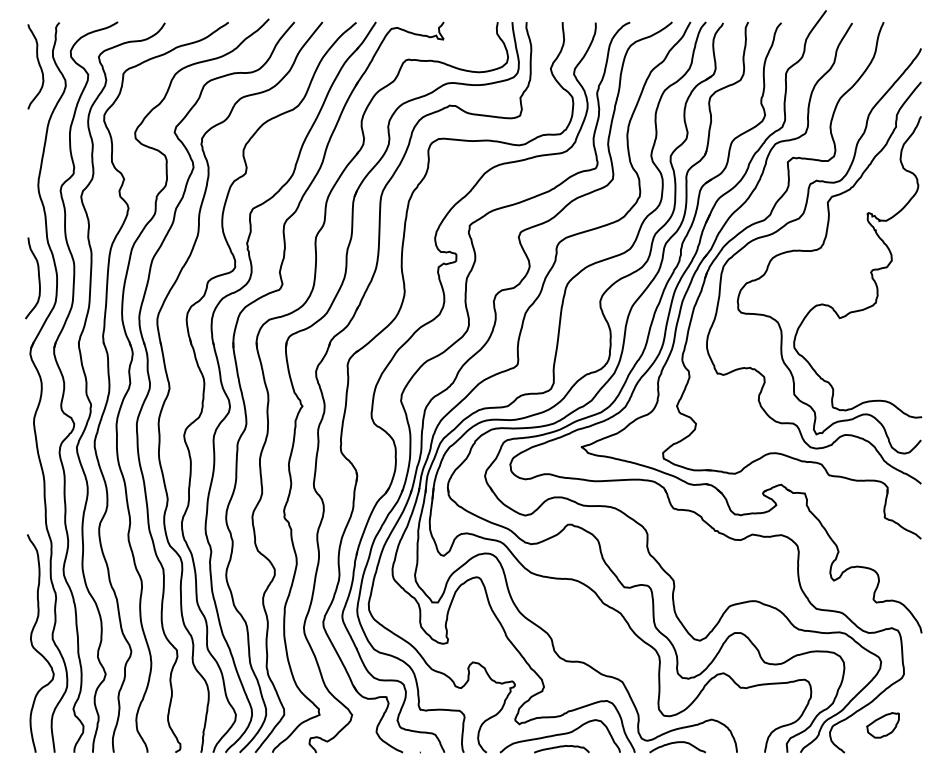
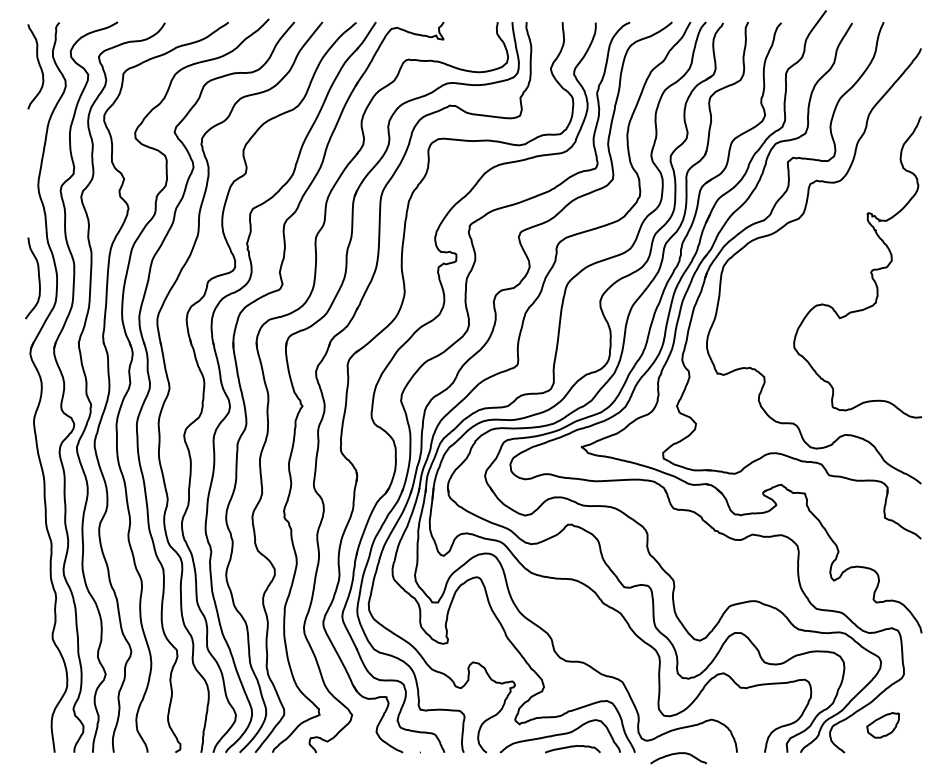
curve: present -> none (818, 250)
curve: present -> none (35, 648)
curve position: (677, 743) -> (678, 754) (678, 754)
curve position: (561, 747) -> (572, 747) (572, 747)
